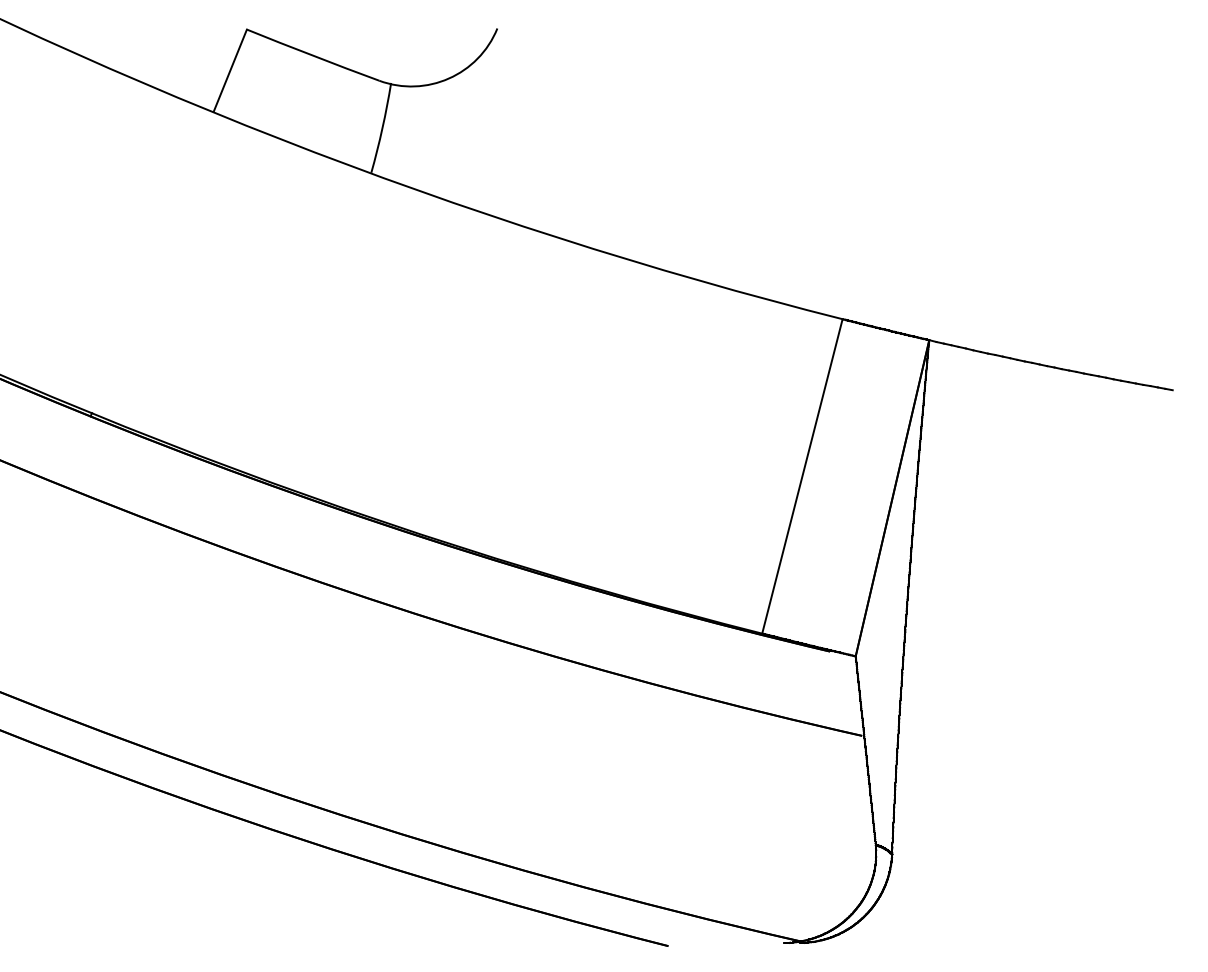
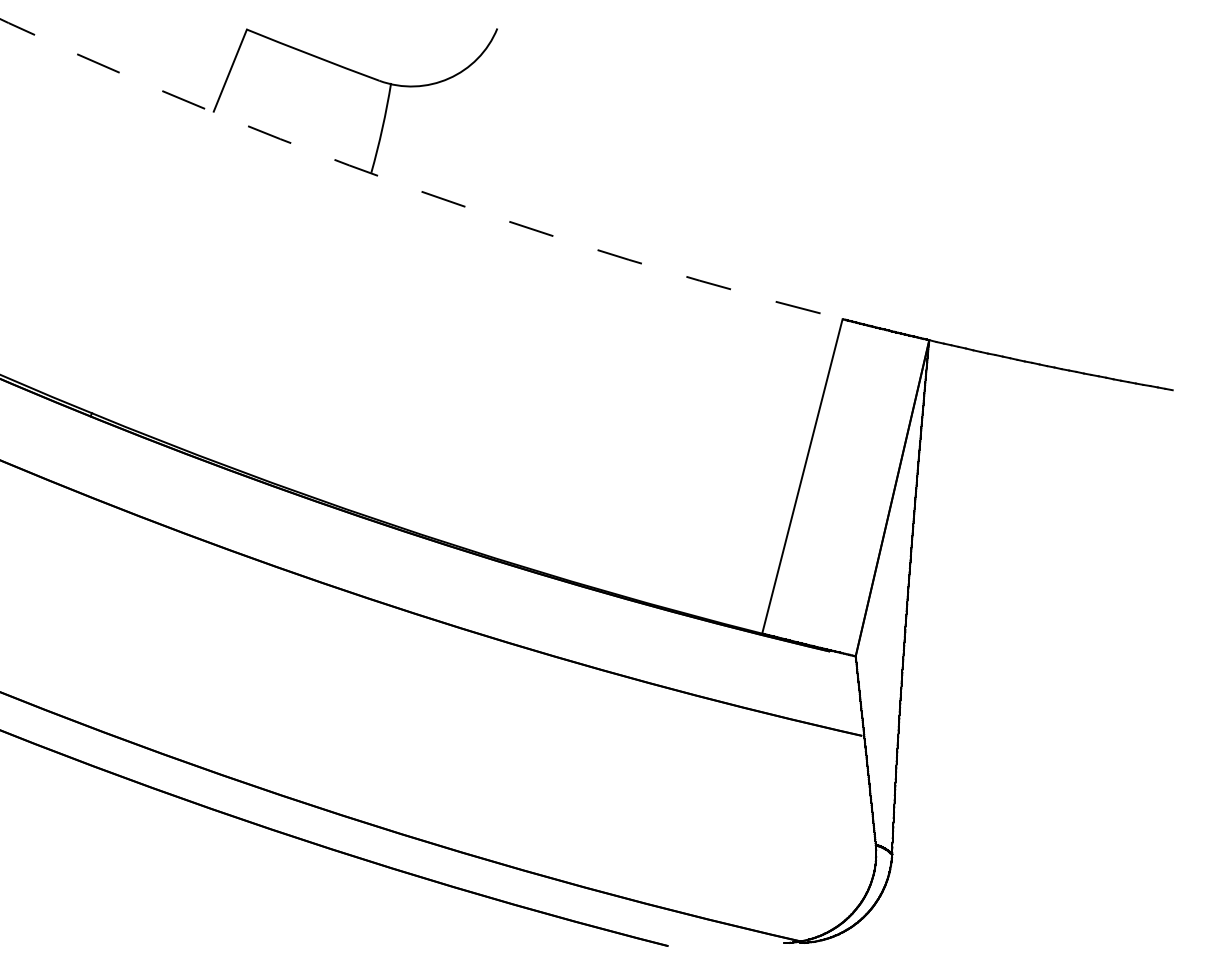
arc: solid -> dashed (414, 189)
